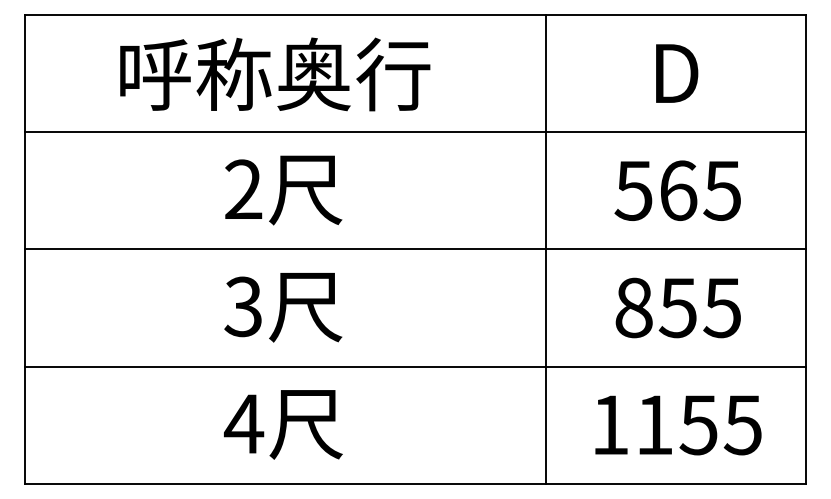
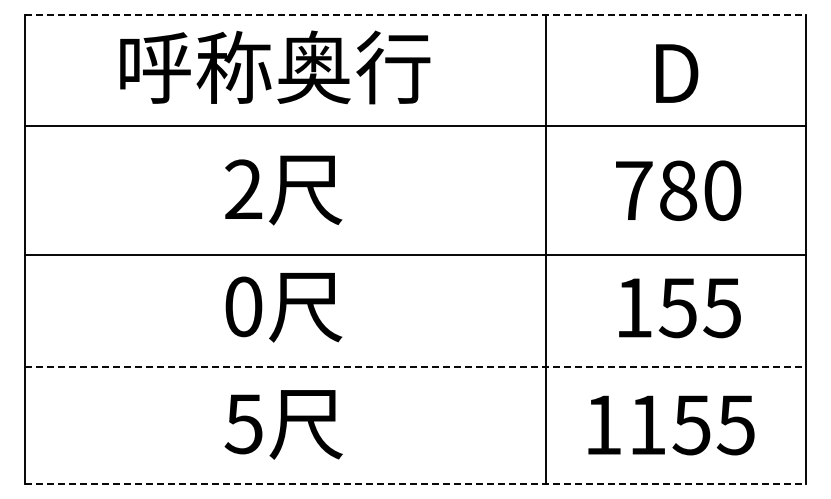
line: solid -> dashed (415, 15)
text position: (275, 74) -> (275, 67) (275, 67)
line position: (415, 132) -> (415, 126) (415, 126)
text: 565 -> 780 (677, 190)
line position: (415, 249) -> (415, 255) (415, 255)
text: 3 -> 0 (243, 306)
text: 855 -> 155 (633, 307)
line: solid -> dashed (415, 366)
text: 4 -> 5 (243, 424)
text position: (678, 425) -> (671, 425) (671, 425)
line: solid -> dashed (415, 483)
